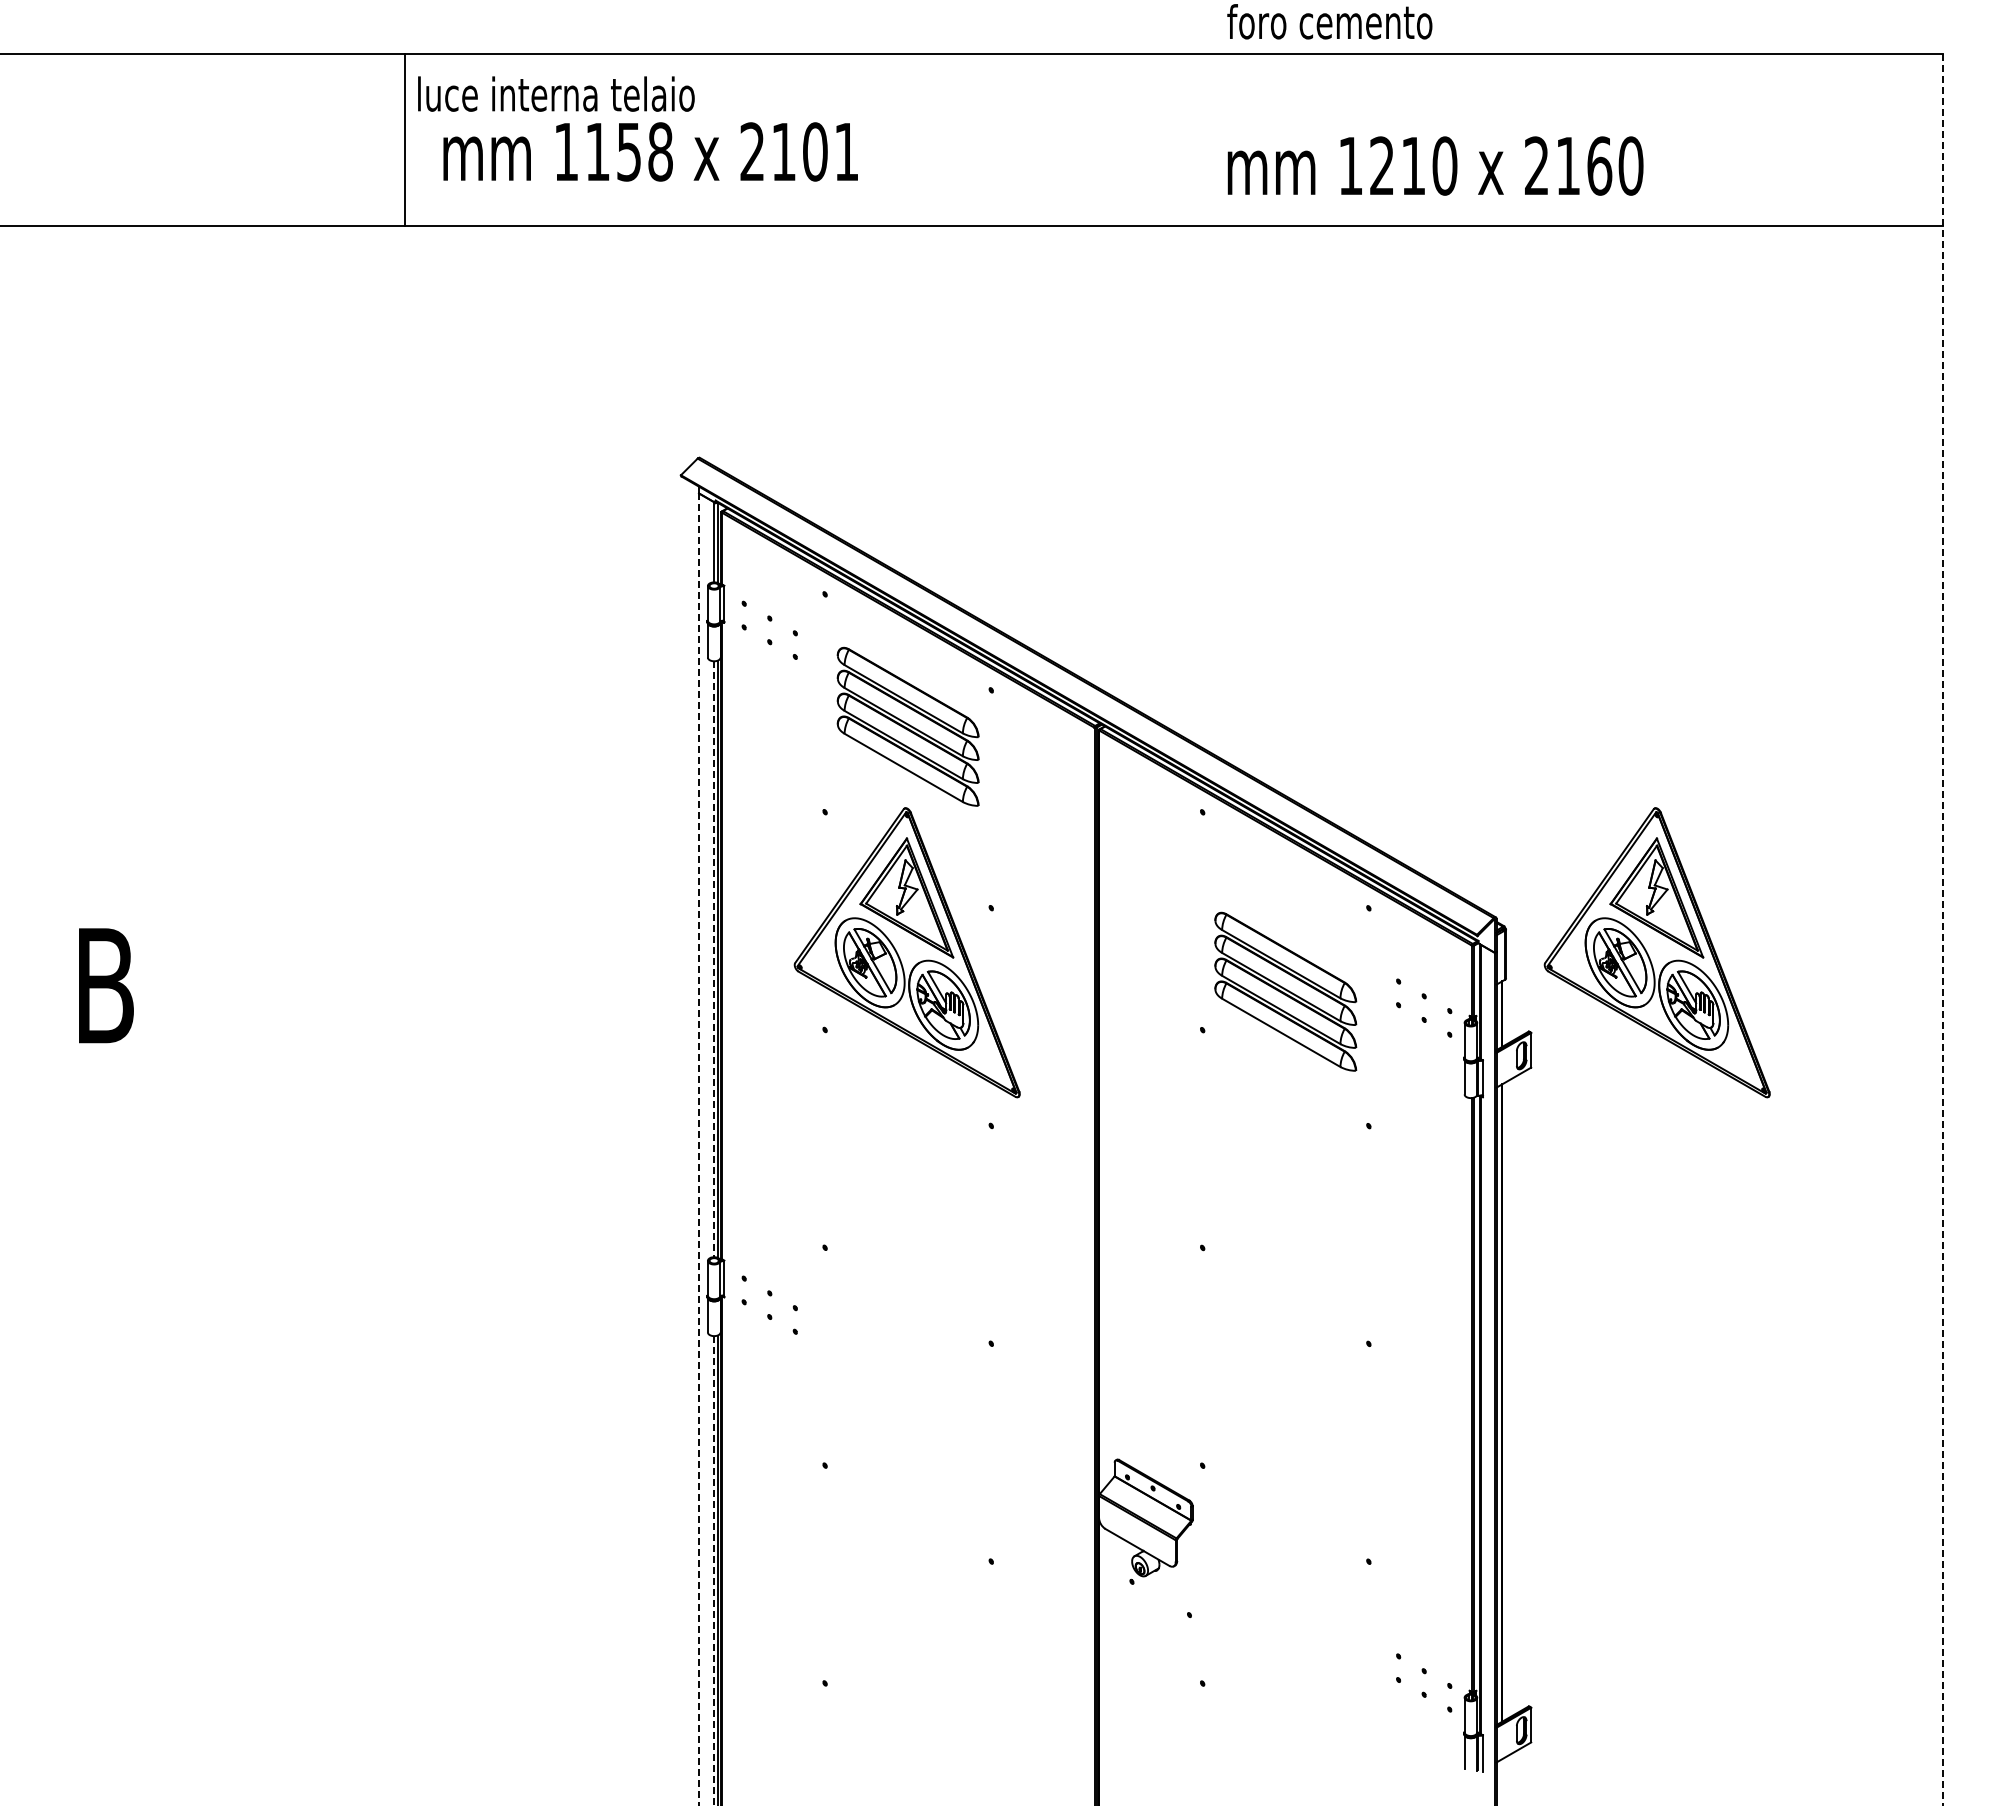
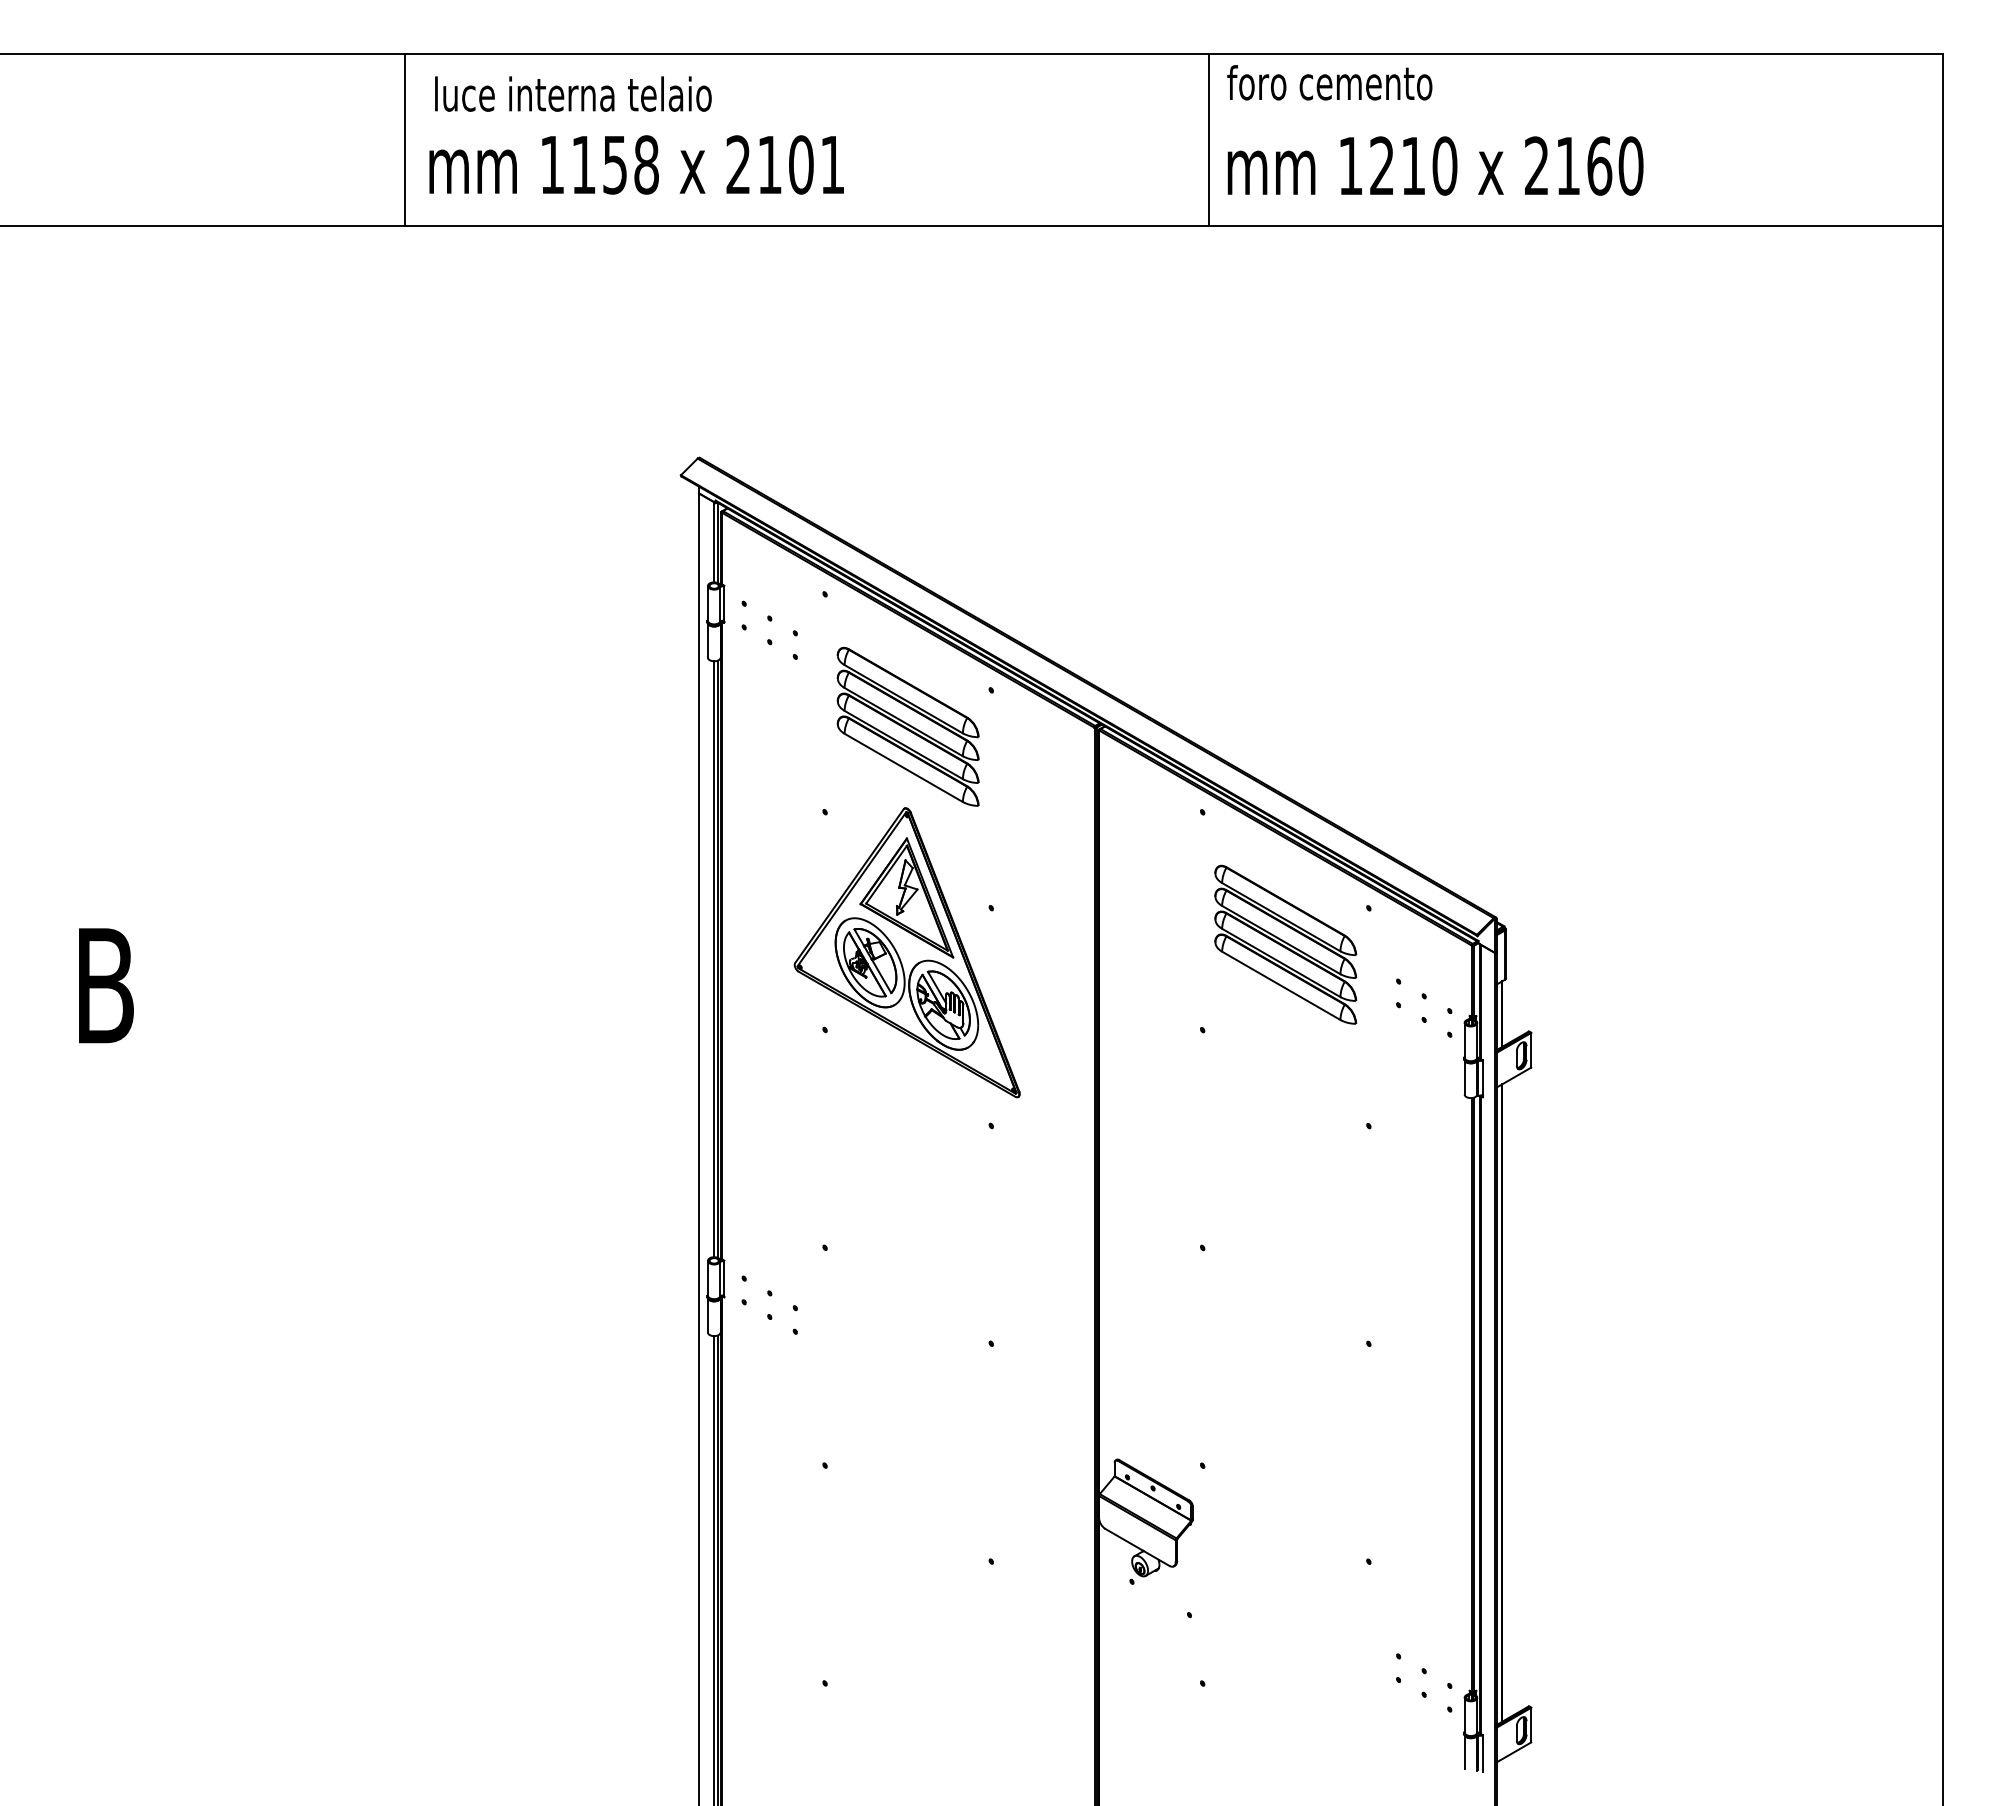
text position: (1329, 21) -> (1329, 82) (1329, 82)
text position: (556, 93) -> (573, 93) (573, 93)
line: none -> present (1209, 140)
text position: (650, 151) -> (636, 164) (636, 164)
line: dashed -> solid (1942, 929)
part: present -> none (1656, 952)
line: dashed -> solid (713, 959)
part position: (1285, 991) -> (1285, 944) (1285, 944)
line: dashed -> solid (699, 1149)
line: dashed -> solid (713, 1570)
